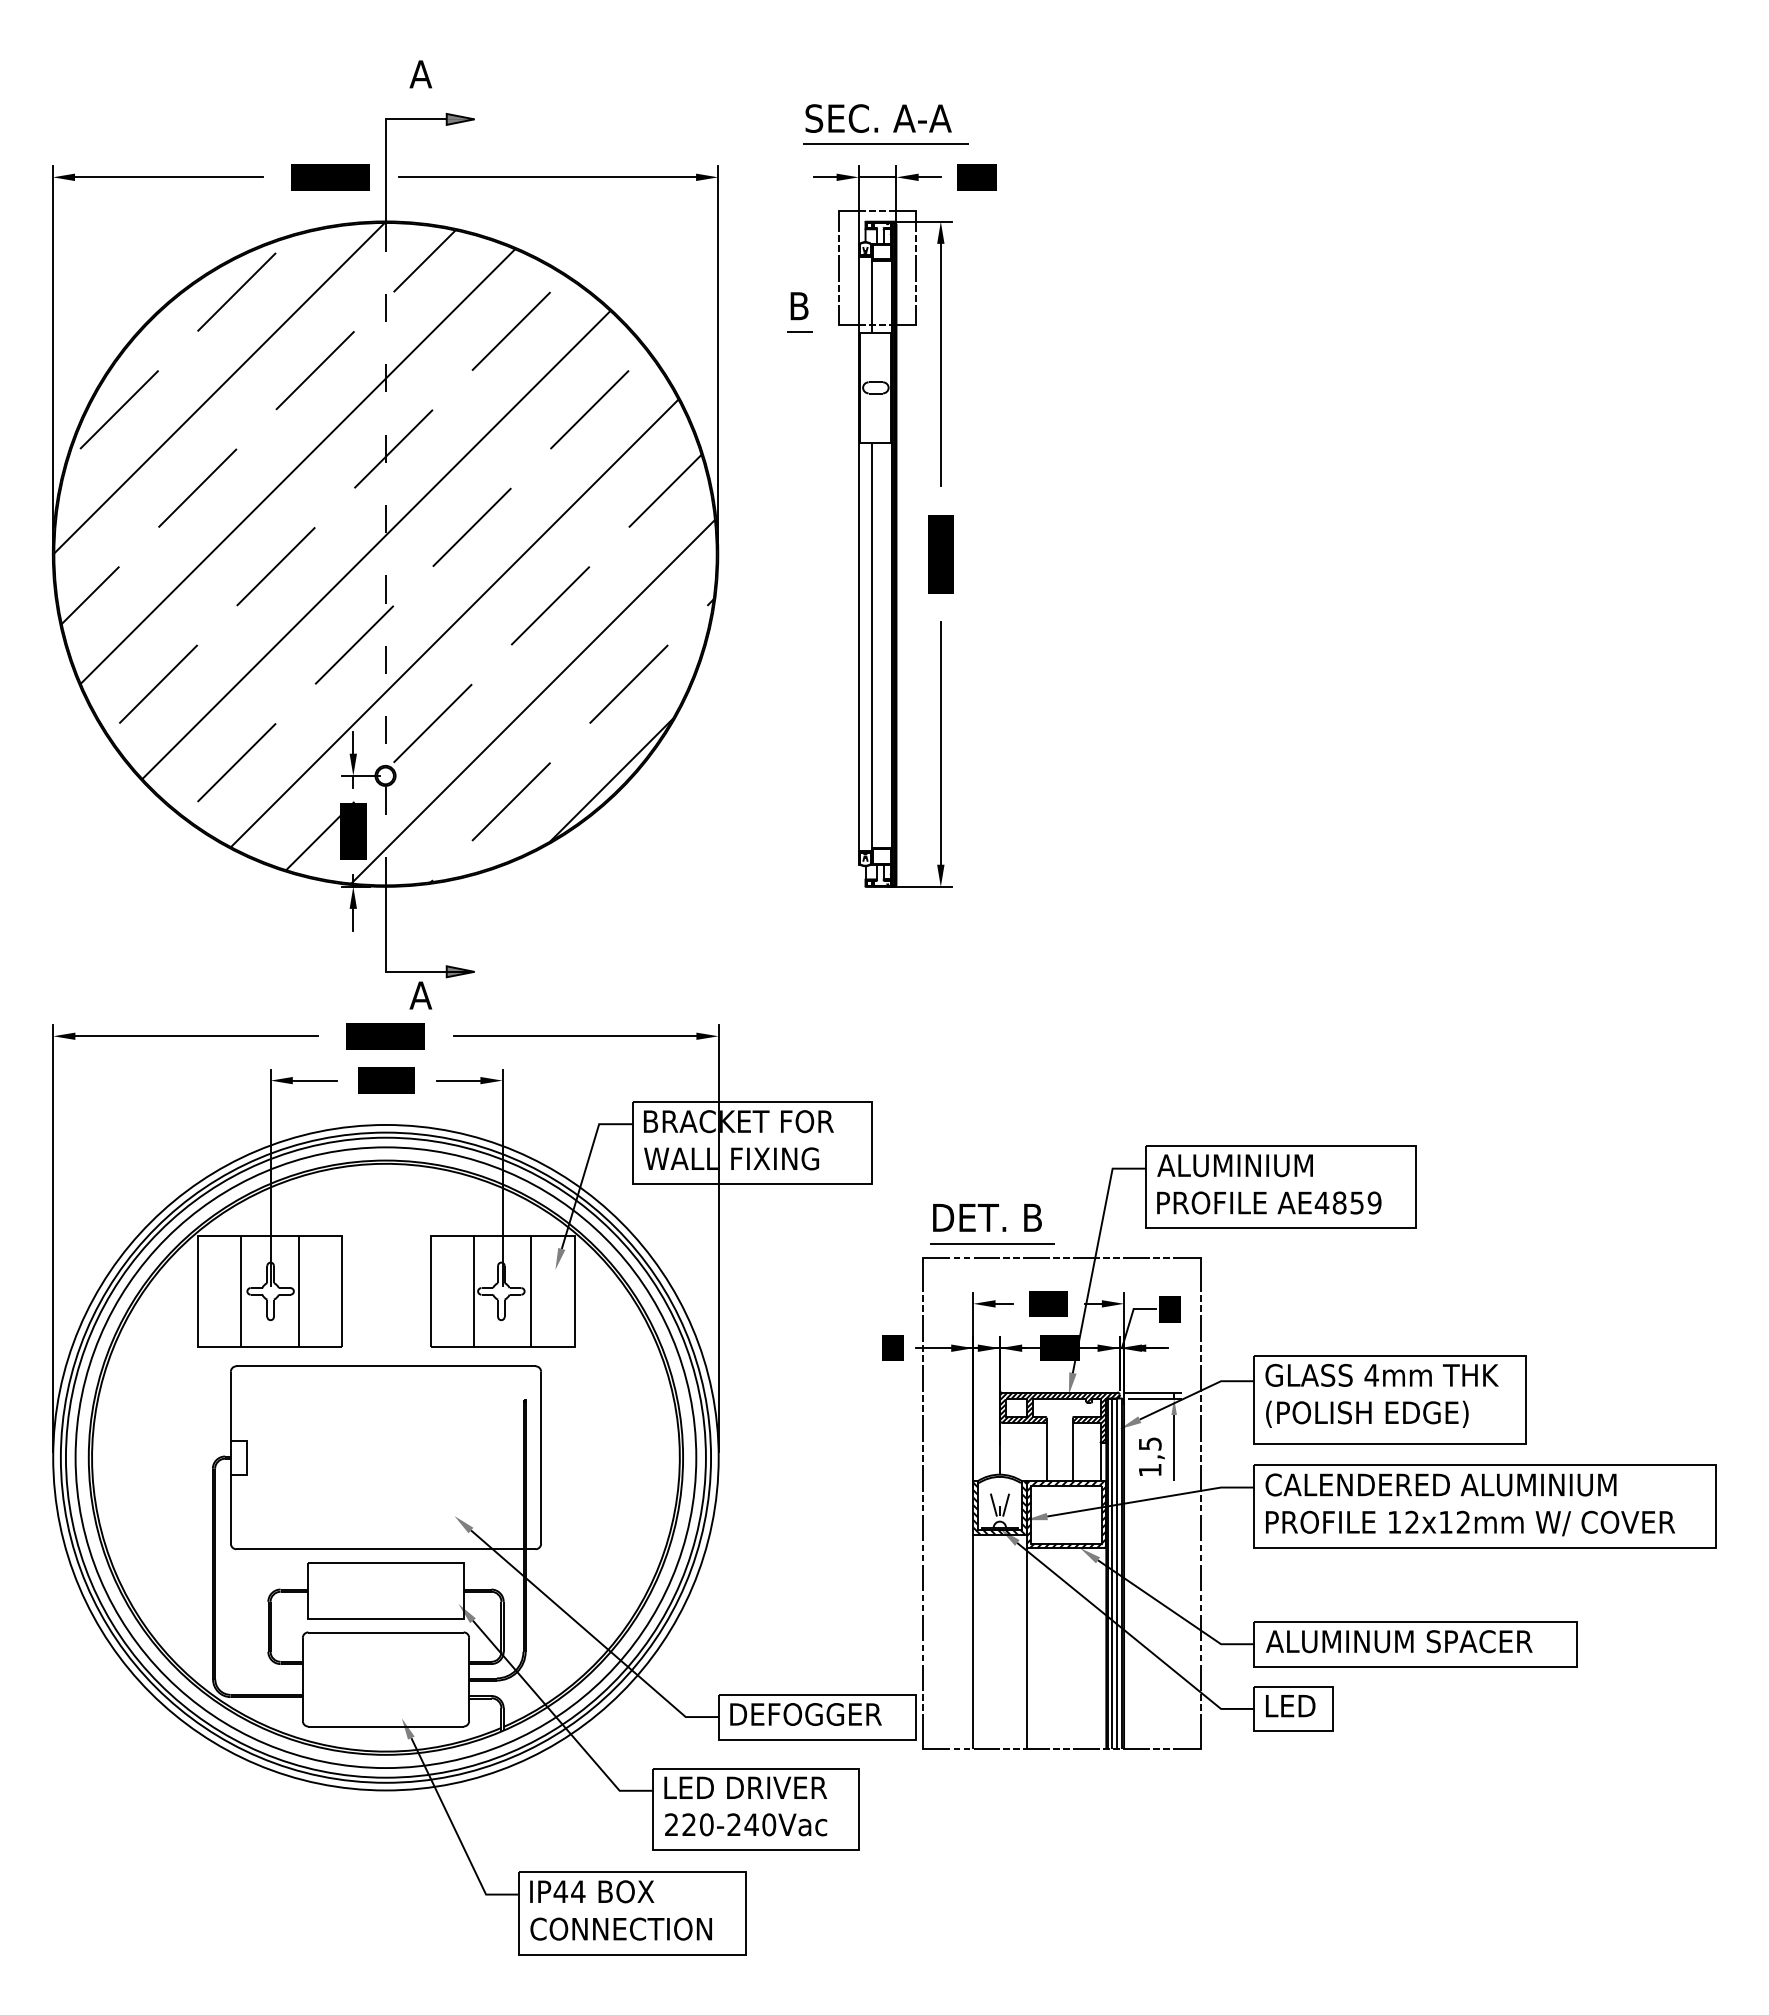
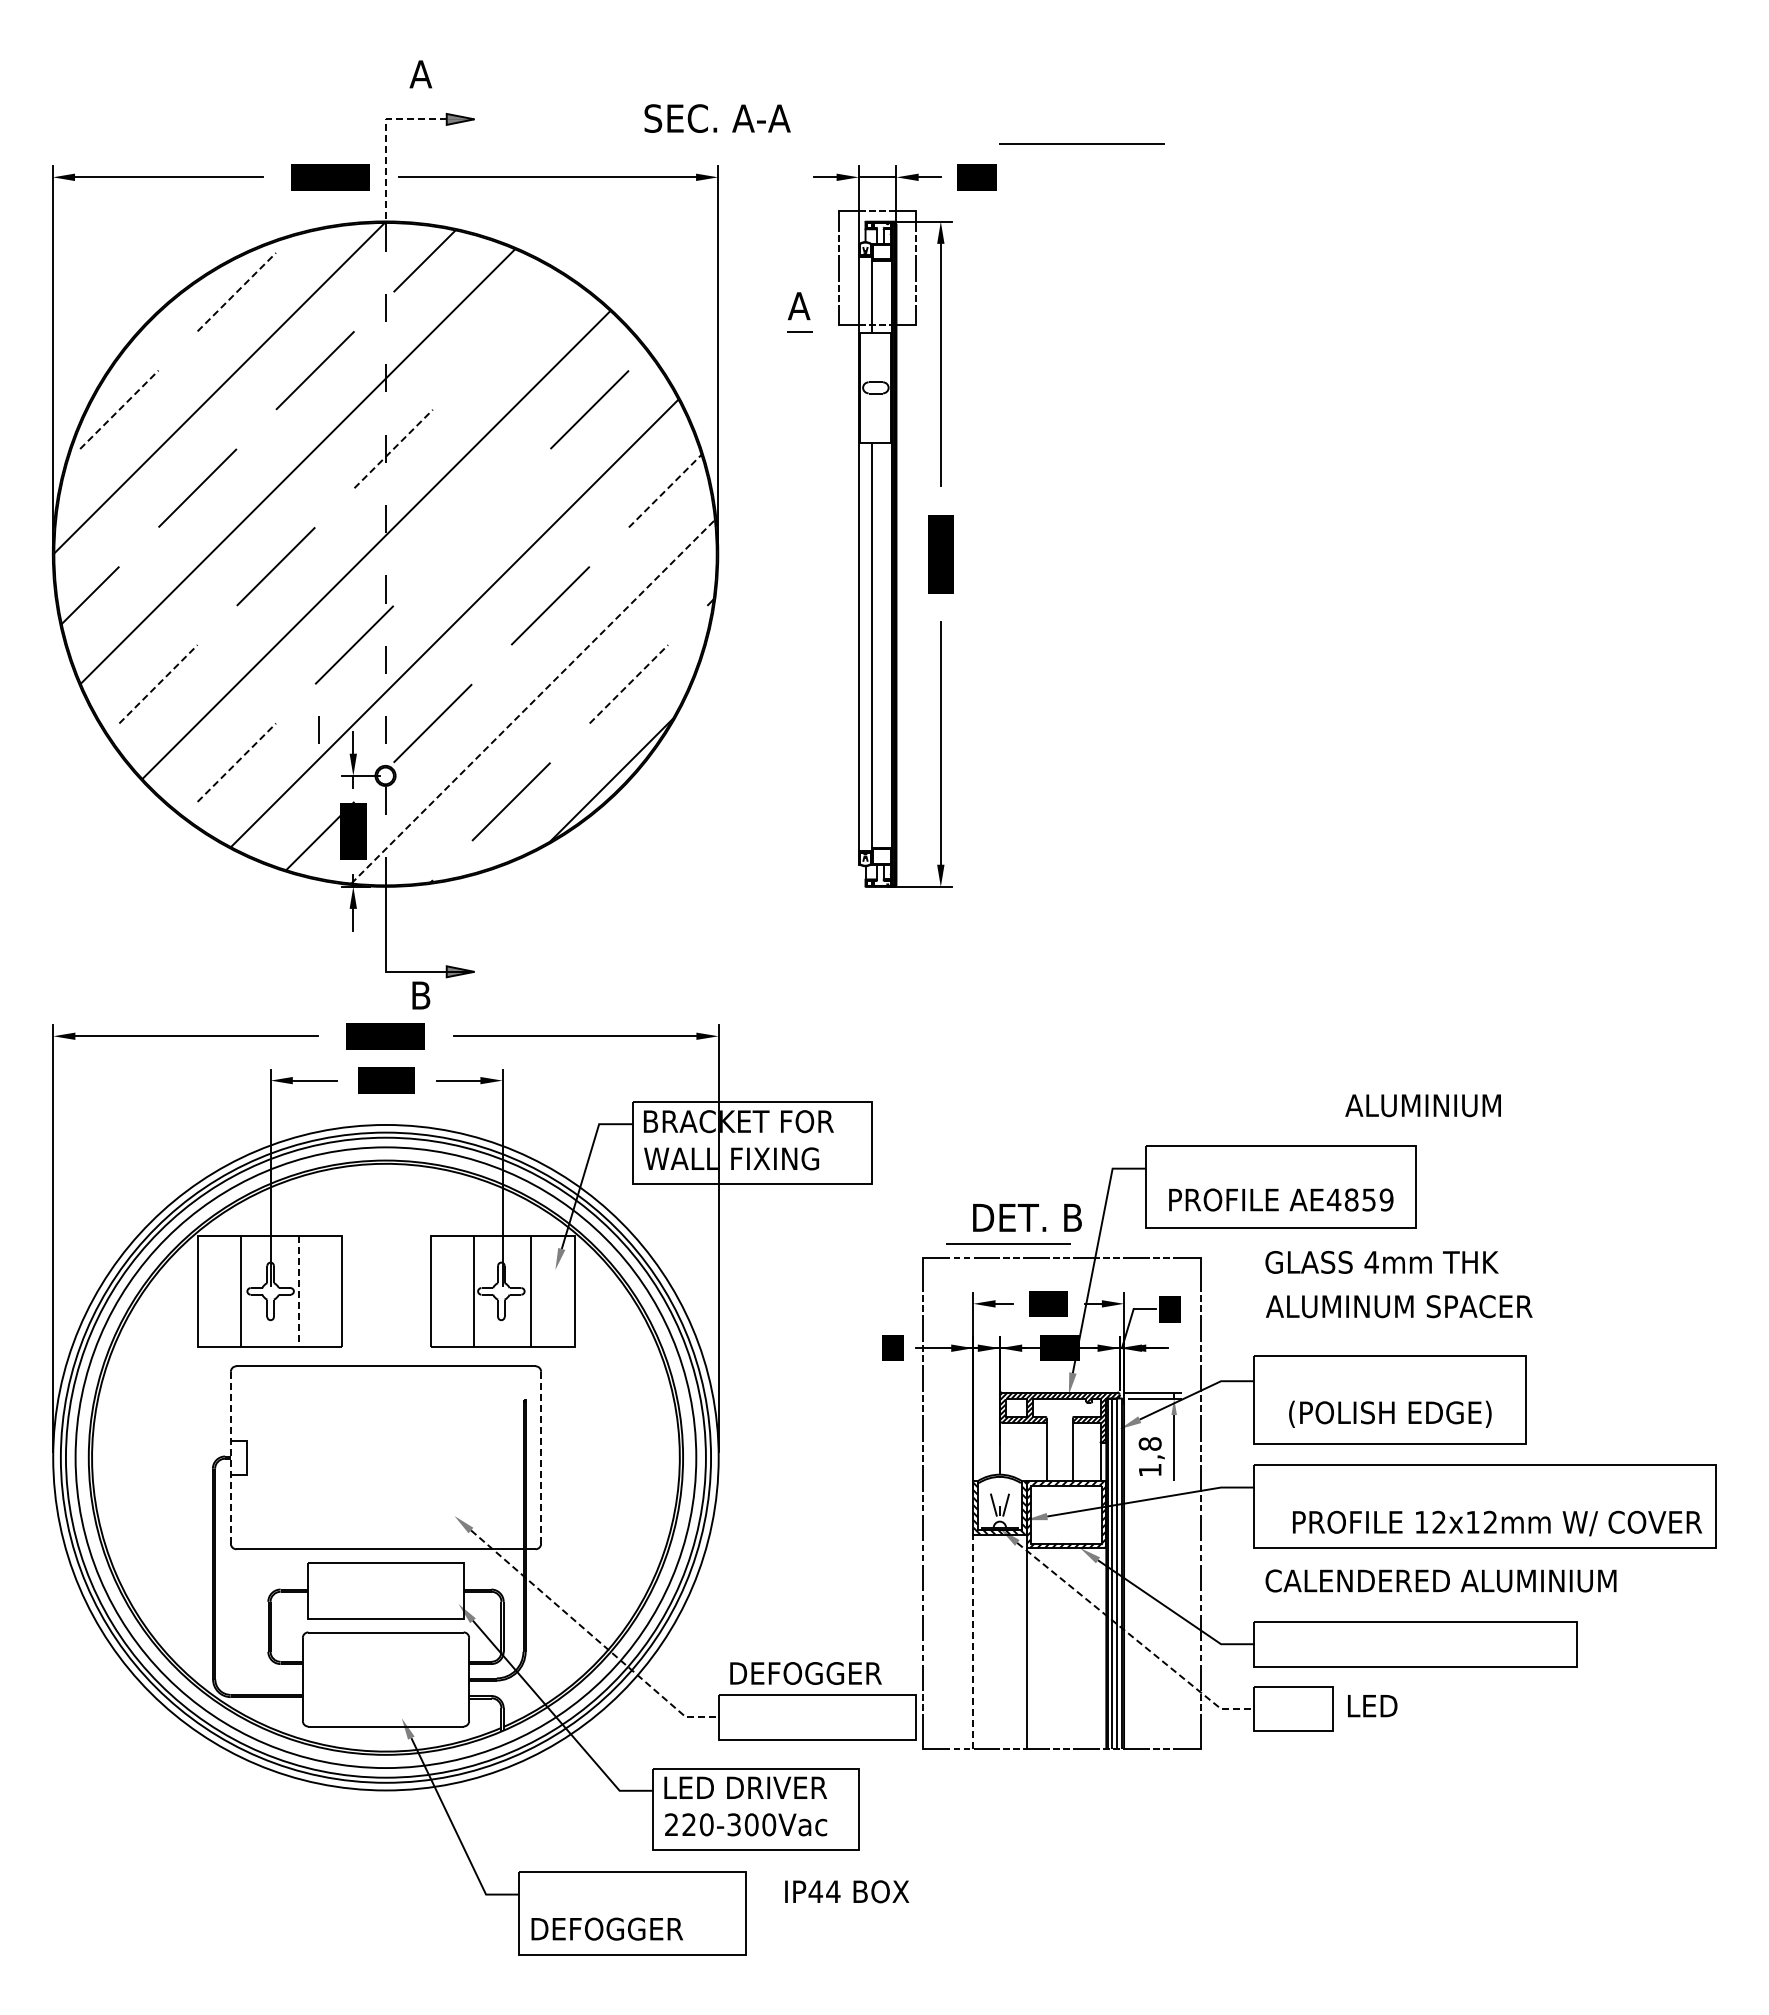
text position: (878, 118) -> (717, 118) (717, 118)
line: solid -> dashed (385, 139)
line position: (885, 143) -> (1081, 143) (1081, 143)
line: solid -> dashed (237, 291)
text: B -> A (798, 306)
line: present -> none (510, 330)
line: solid -> dashed (119, 409)
line: solid -> dashed (394, 448)
line: solid -> dashed (665, 490)
line: present -> none (471, 526)
line: solid -> dashed (158, 683)
line: solid -> dashed (629, 683)
line: solid -> dashed (533, 701)
line: none -> present (318, 729)
line: solid -> dashed (237, 762)
text: A -> B (420, 995)
text position: (1234, 1165) -> (1422, 1105) (1422, 1105)
text position: (1269, 1202) -> (1281, 1199) (1281, 1199)
text position: (987, 1217) -> (1027, 1217) (1027, 1217)
line position: (992, 1243) -> (1008, 1243) (1008, 1243)
line: solid -> dashed (298, 1292)
text position: (1381, 1375) -> (1381, 1262) (1381, 1262)
text position: (1367, 1413) -> (1390, 1413) (1390, 1413)
text: 1,5 -> 1,8 (1149, 1443)
line: solid -> dashed (230, 1457)
line: solid -> dashed (541, 1457)
text position: (1440, 1484) -> (1440, 1580) (1440, 1580)
text position: (1470, 1523) -> (1497, 1523) (1497, 1523)
line: solid -> dashed (591, 1635)
line: solid -> dashed (1132, 1637)
line: solid -> dashed (973, 1641)
text position: (1399, 1641) -> (1399, 1306) (1399, 1306)
text position: (1290, 1706) -> (1372, 1706) (1372, 1706)
text position: (805, 1714) -> (805, 1673) (805, 1673)
text: 220-240Vac -> 220-300Vac (742, 1824)
text position: (592, 1891) -> (847, 1891) (847, 1891)
text: CONNECTION -> DEFOGGER (620, 1928)
